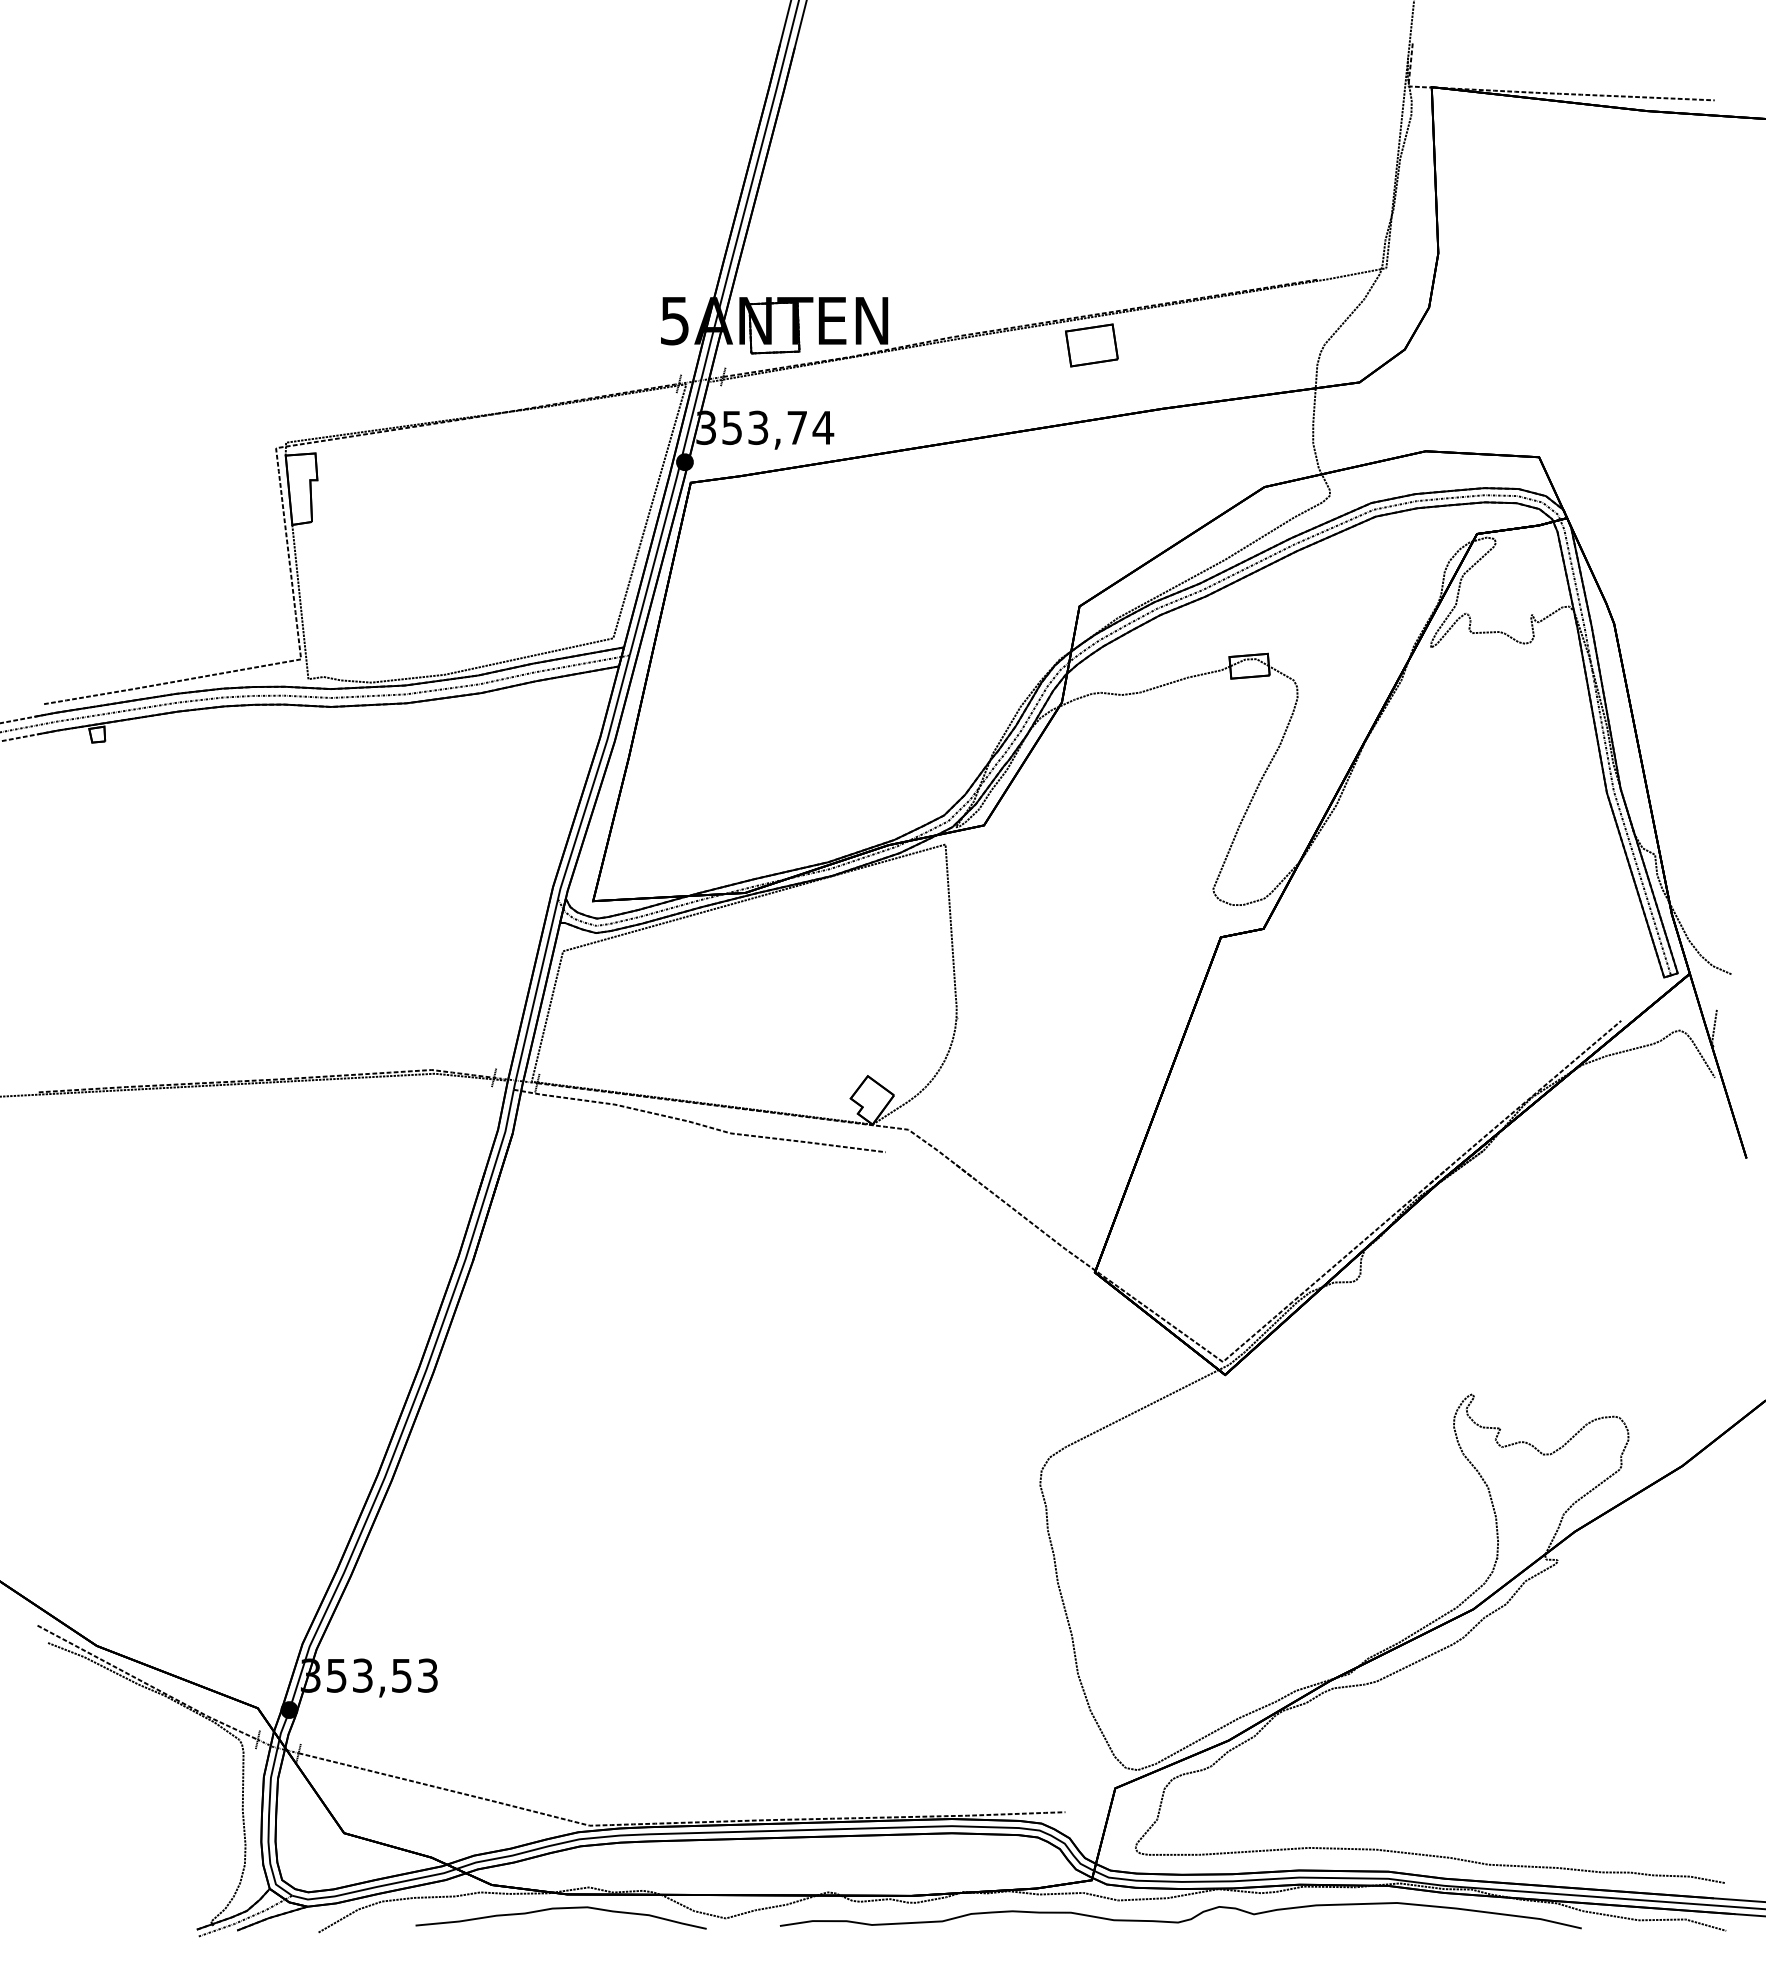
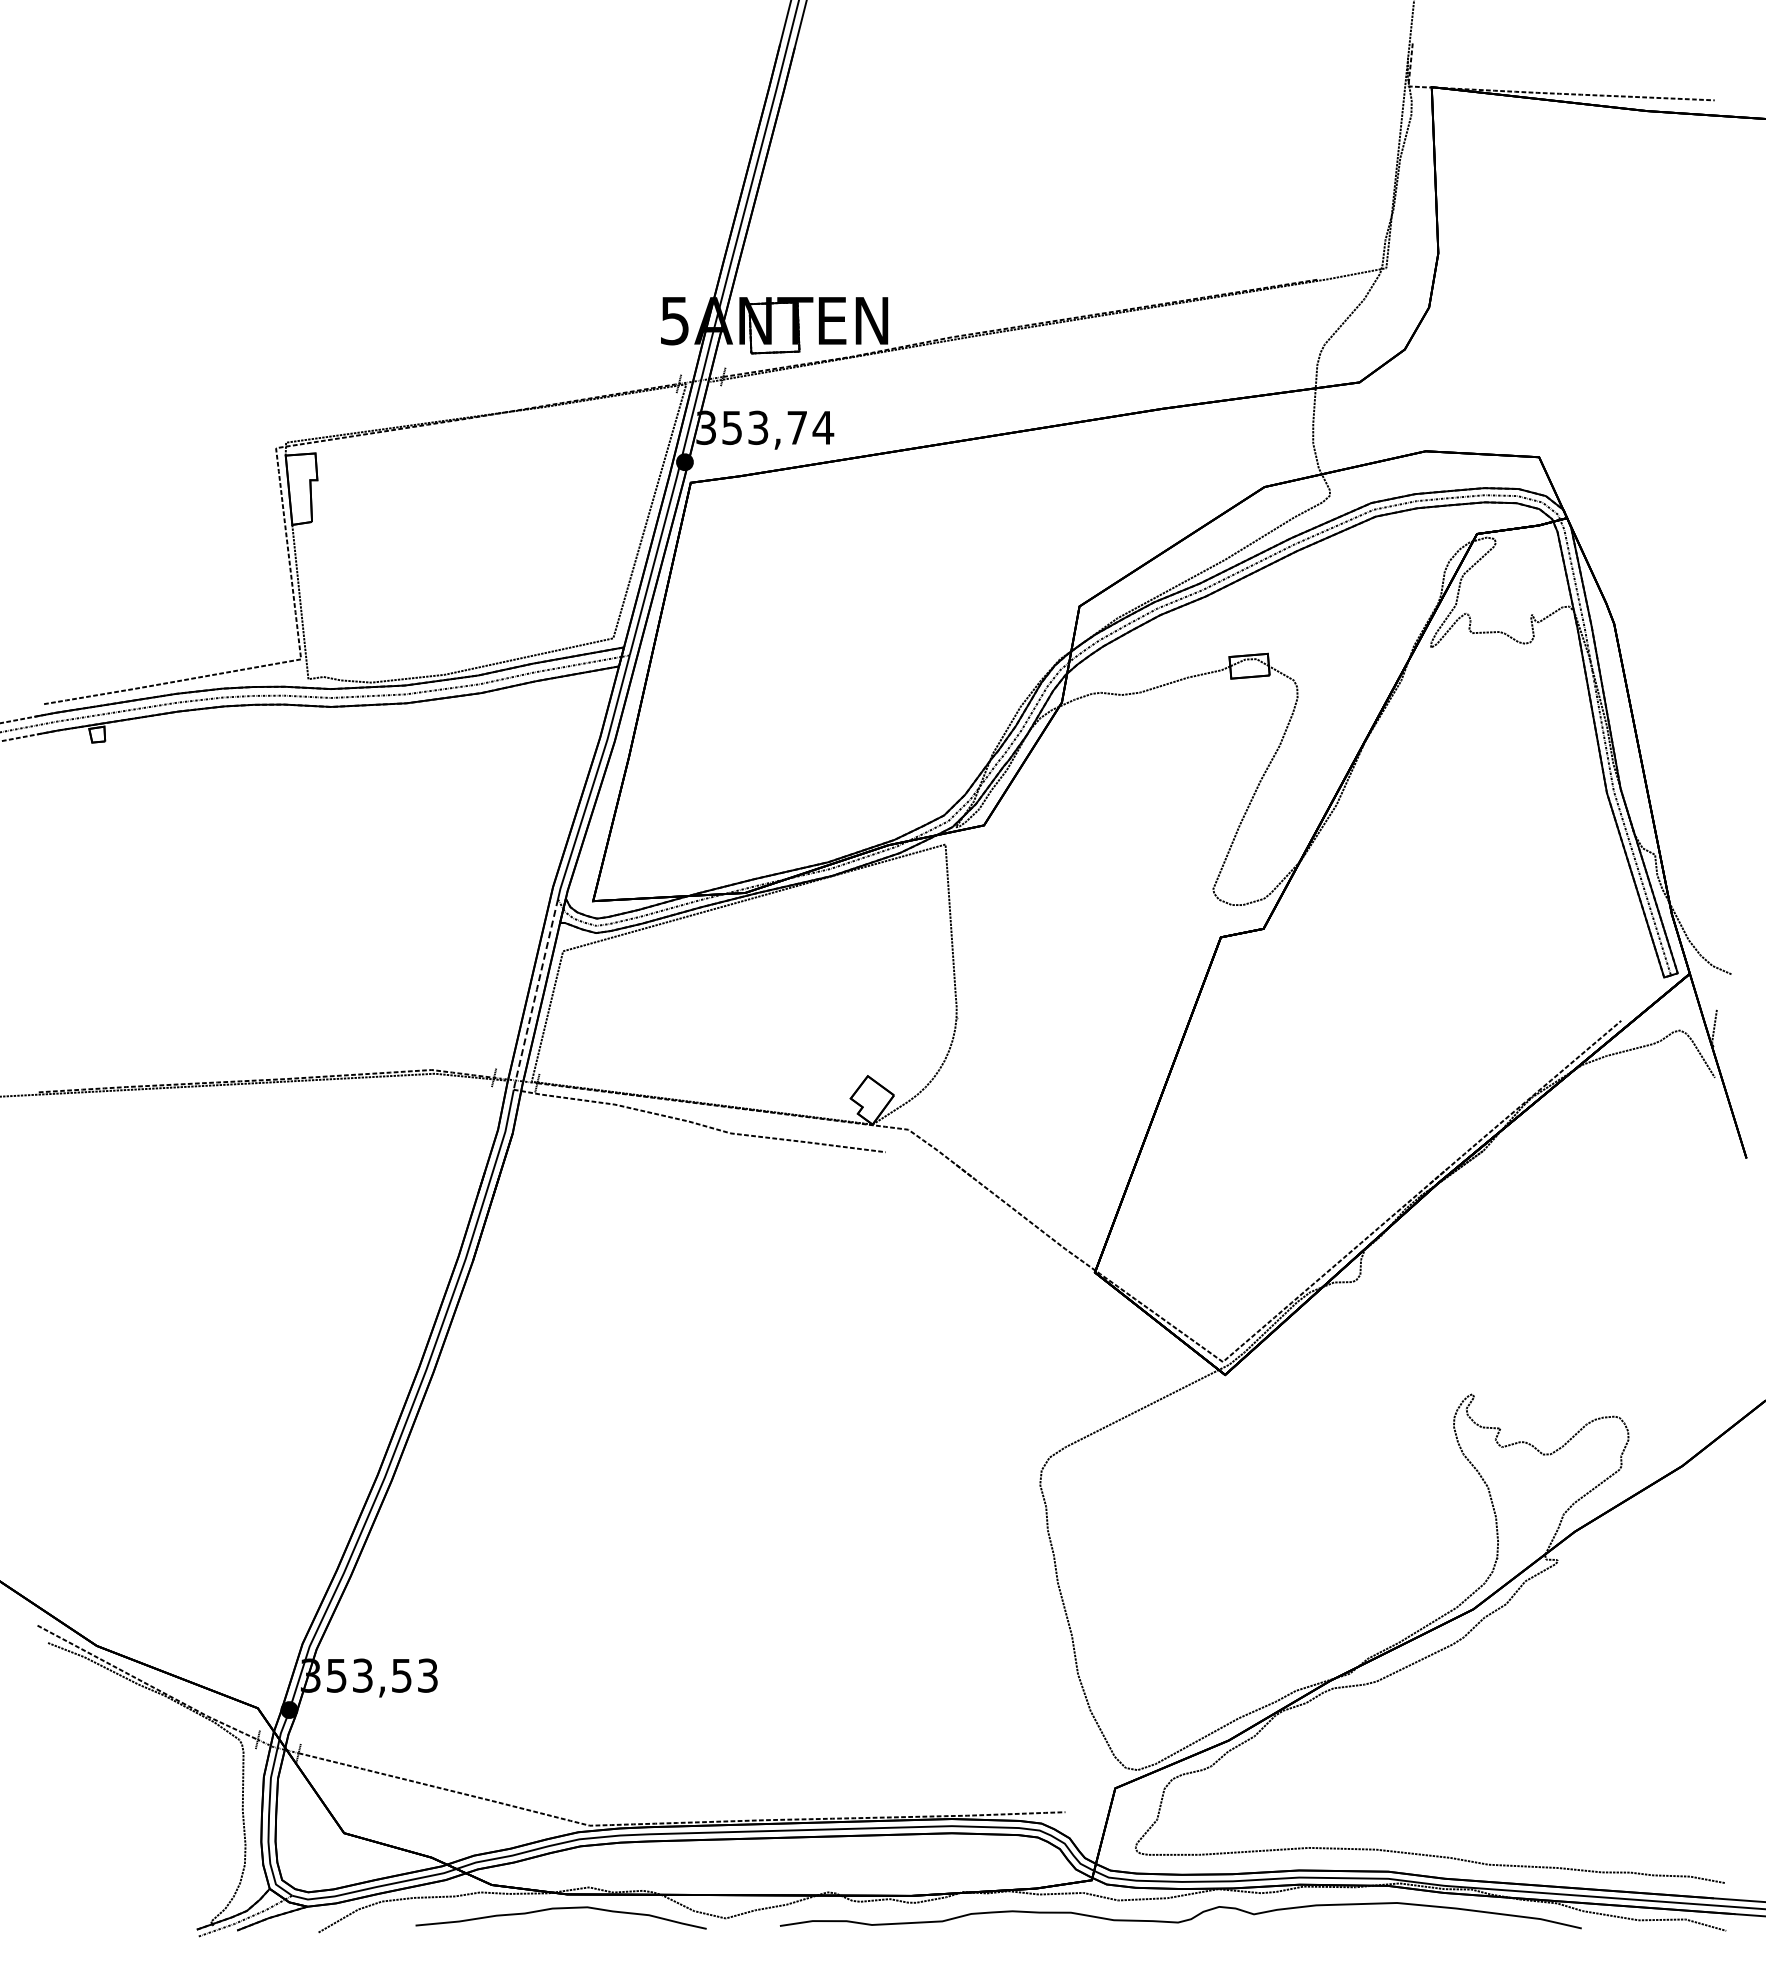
part: present -> none (1091, 345)
line: solid -> dashed (535, 994)
